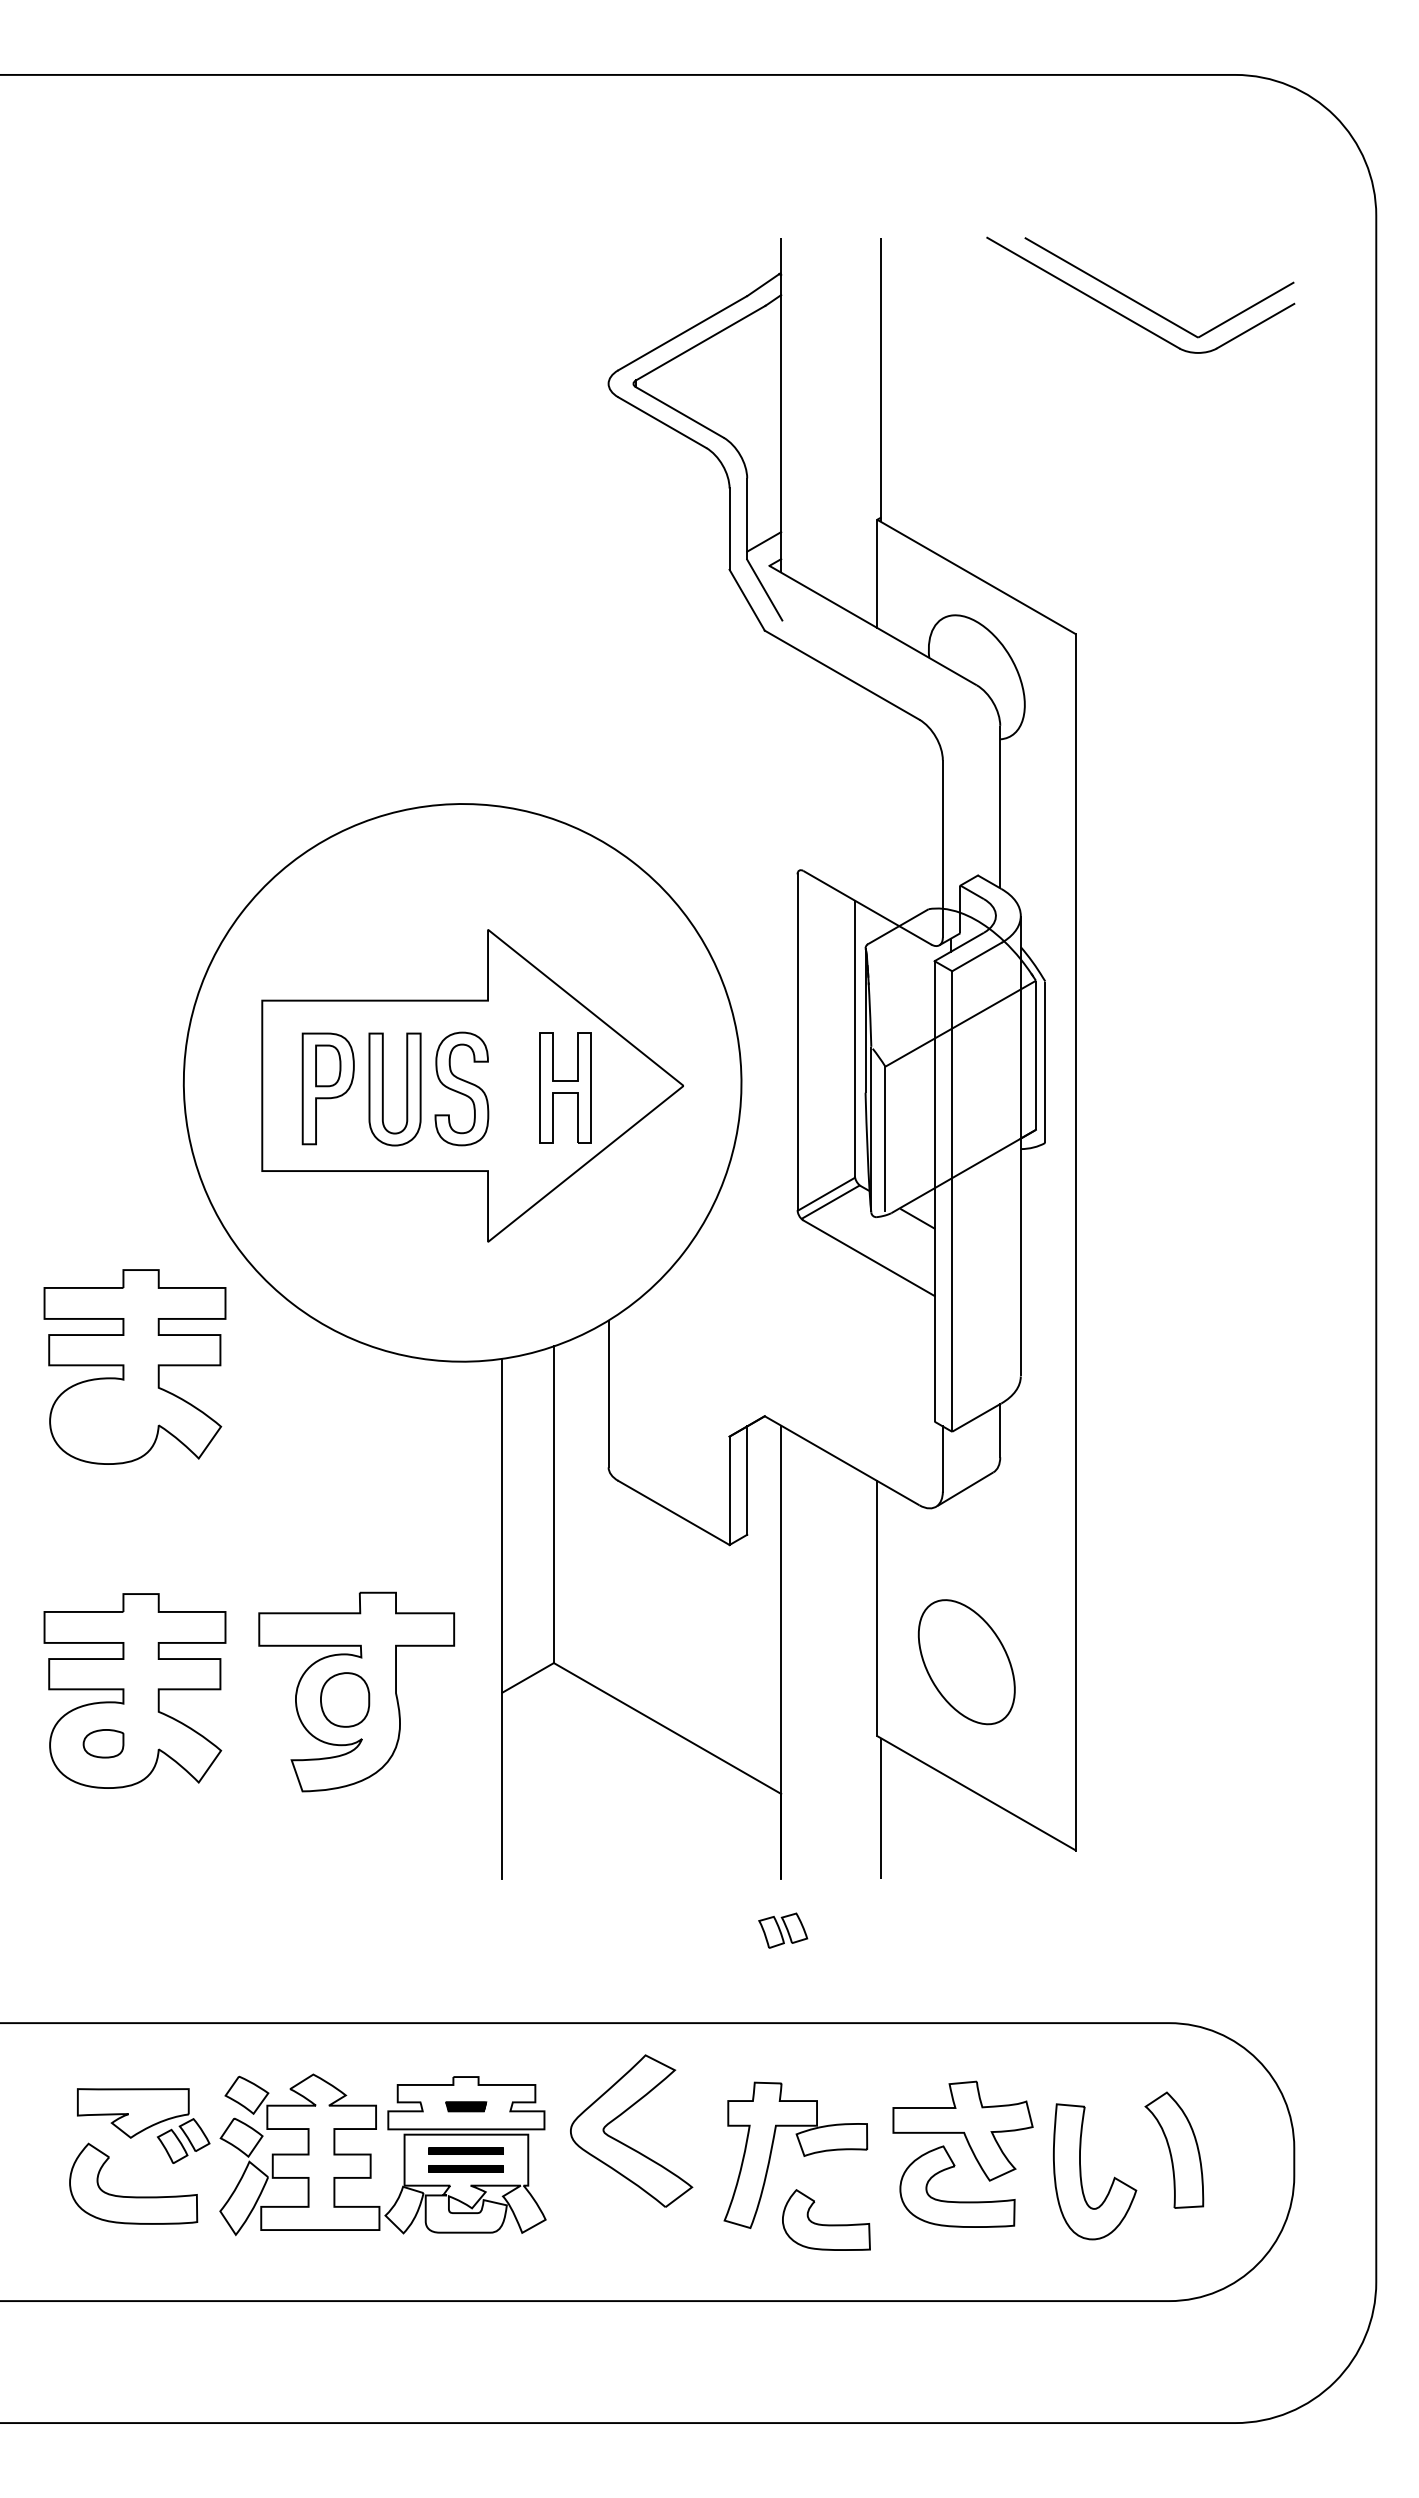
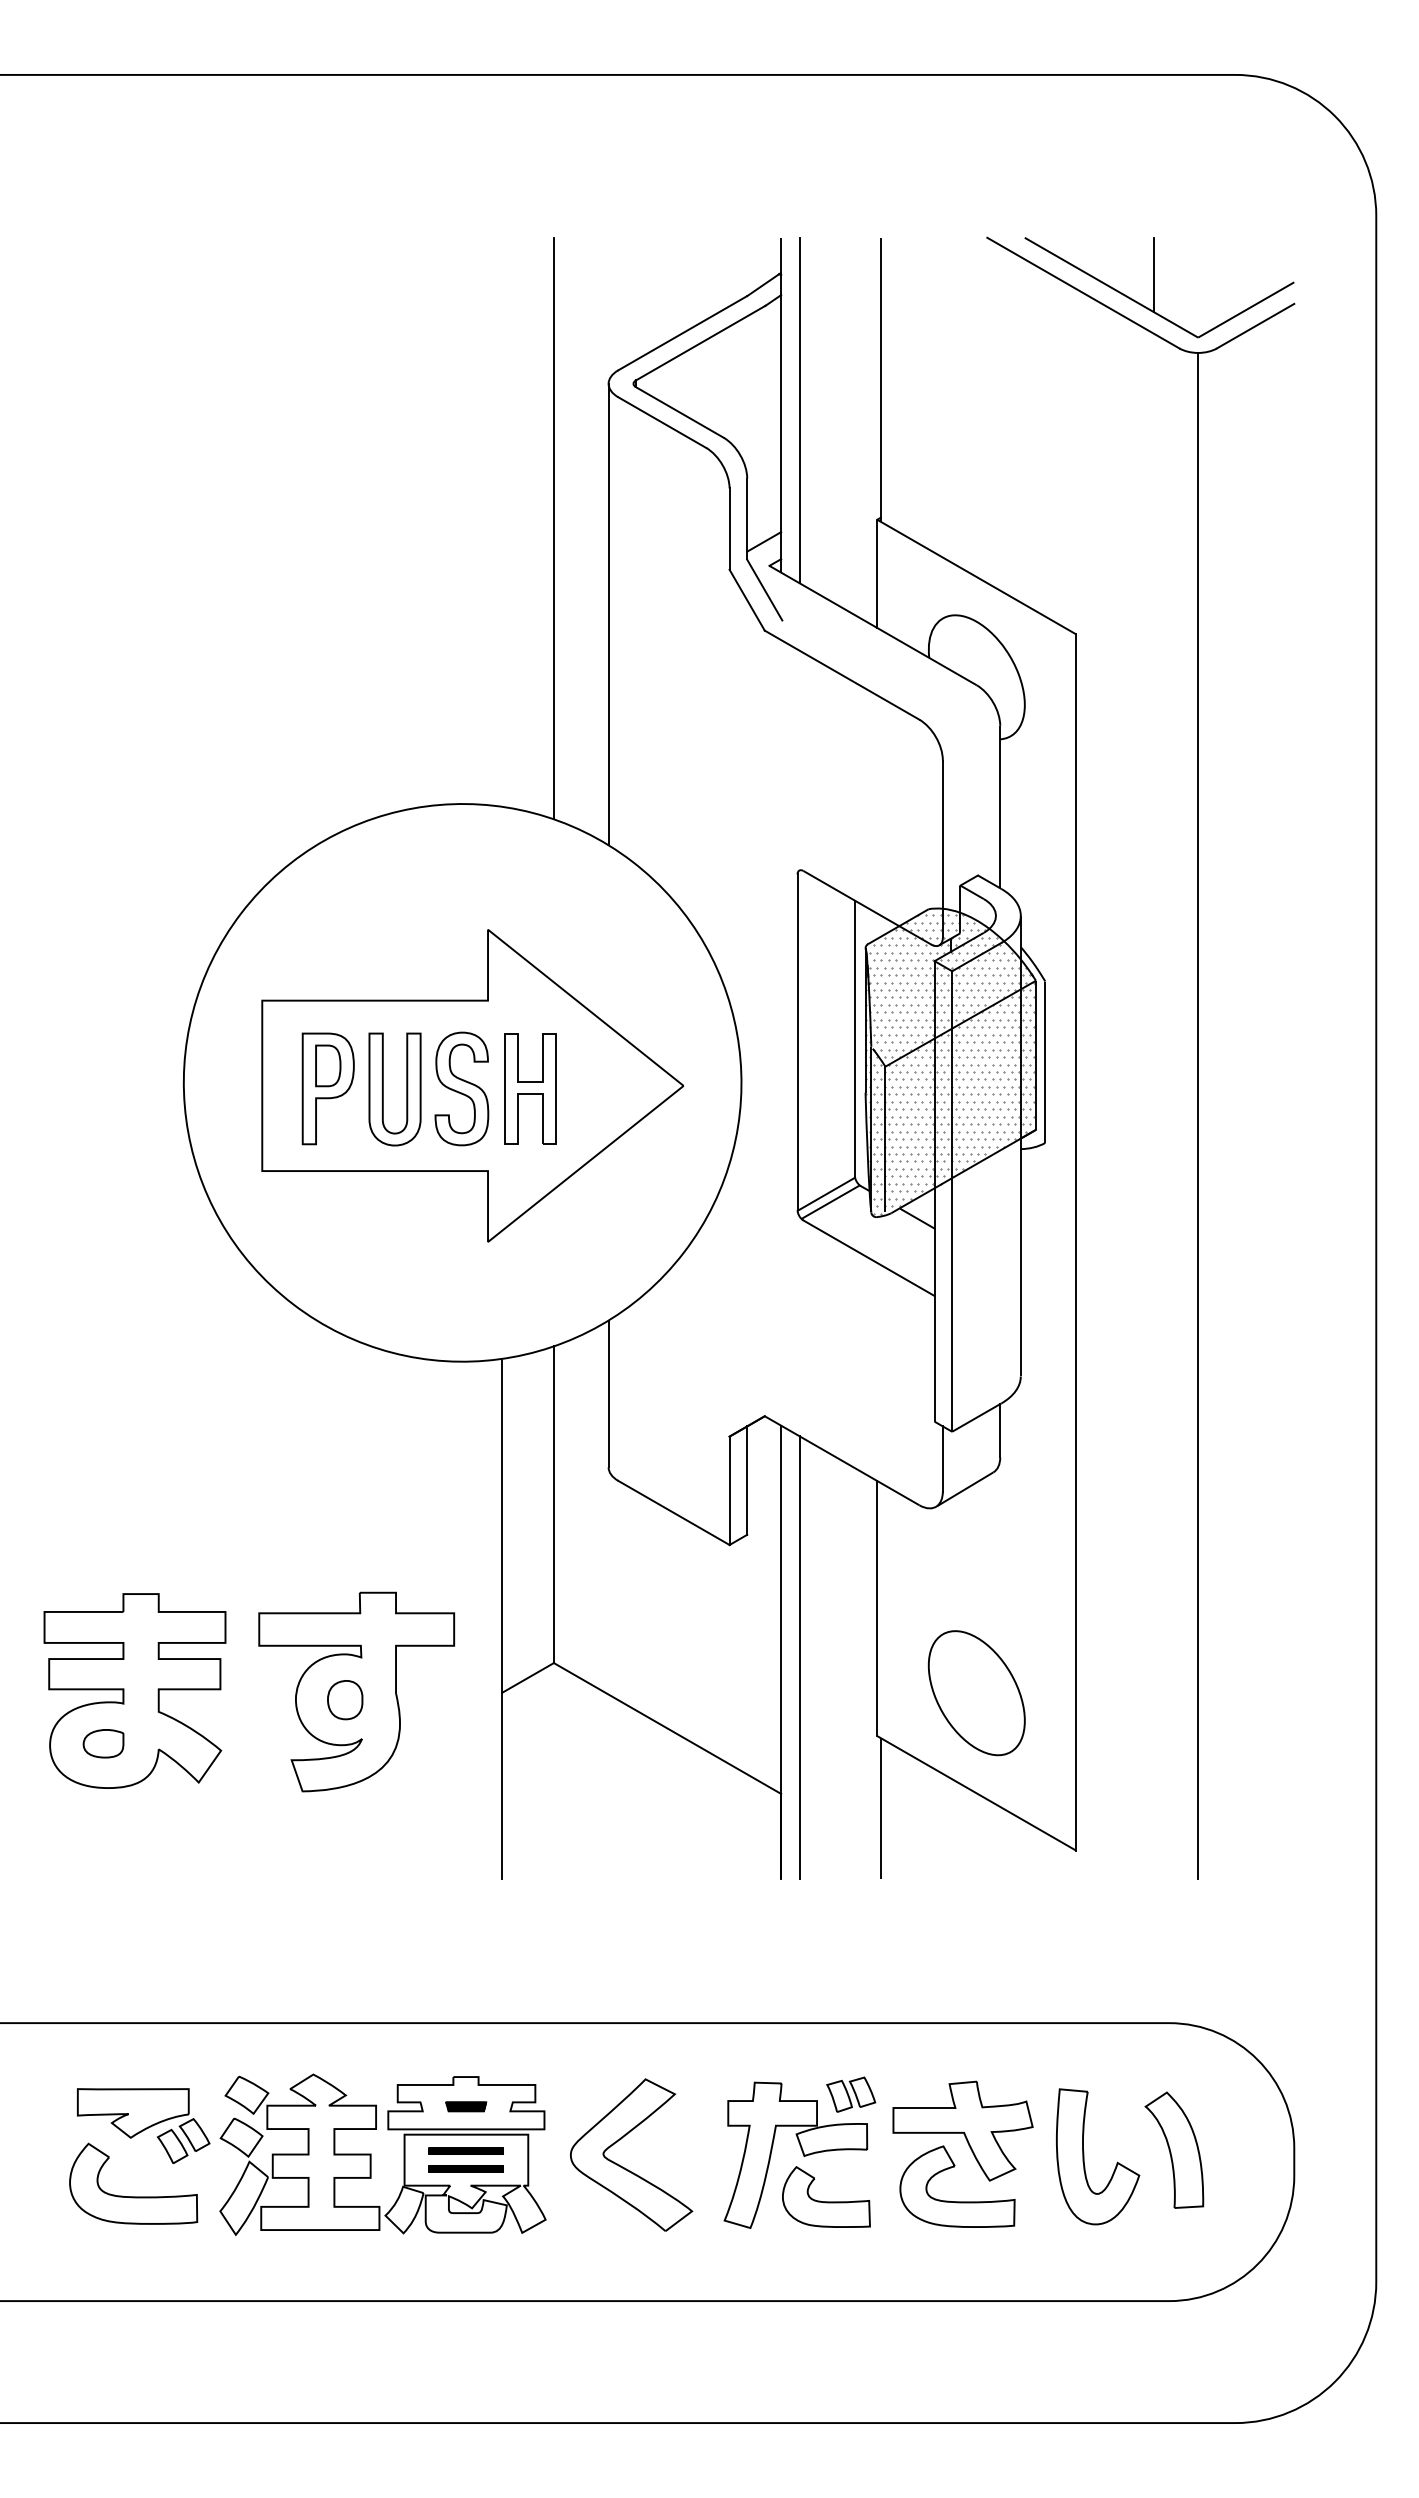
line: none -> present (1154, 274)
line: none -> present (799, 410)
line: none -> present (553, 528)
line: none -> present (608, 614)
hatch: none -> present (949, 1064)
part position: (565, 1087) -> (530, 1088) (530, 1088)
line: none -> present (1198, 1115)
part: present -> none (134, 1366)
line: none -> present (799, 1657)
part position: (966, 1662) -> (976, 1693) (976, 1693)
part size: 51x56 px -> 37x41 px (345, 1700)
part position: (783, 1930) -> (851, 2094) (851, 2094)
part position: (624, 2143) -> (624, 2167) (624, 2167)
part position: (1081, 2171) -> (1084, 2156) (1084, 2156)
part position: (826, 2219) -> (826, 2196) (826, 2196)
